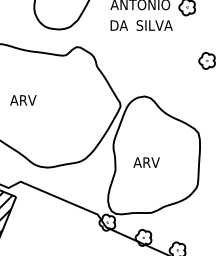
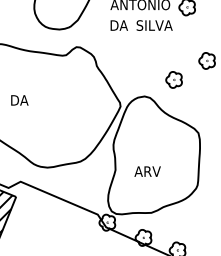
part: none -> present (173, 79)
text: ARV -> DA (23, 100)
text position: (146, 162) -> (147, 171) (147, 171)
